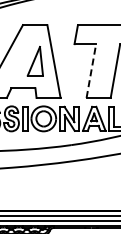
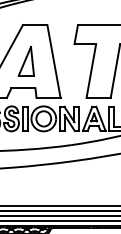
part position: (34, 61) -> (25, 61) (25, 61)
line: dashed -> solid (91, 70)
line: none -> present (59, 206)
